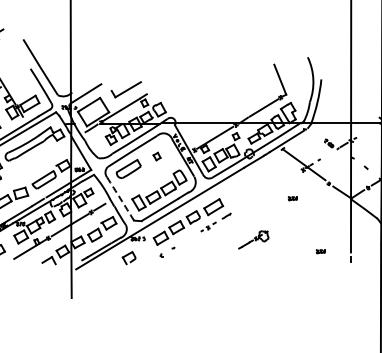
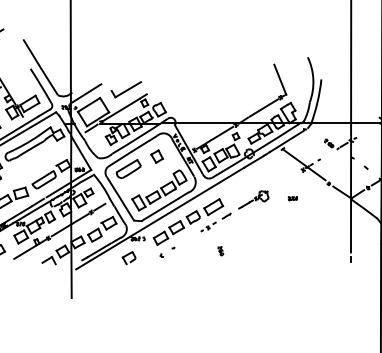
part size: 10x11 px -> 14x15 px (156, 156)
arc: dashed -> solid (120, 198)
part position: (253, 239) -> (253, 199) (253, 199)
part: none -> present (220, 251)
part: present -> none (320, 251)
